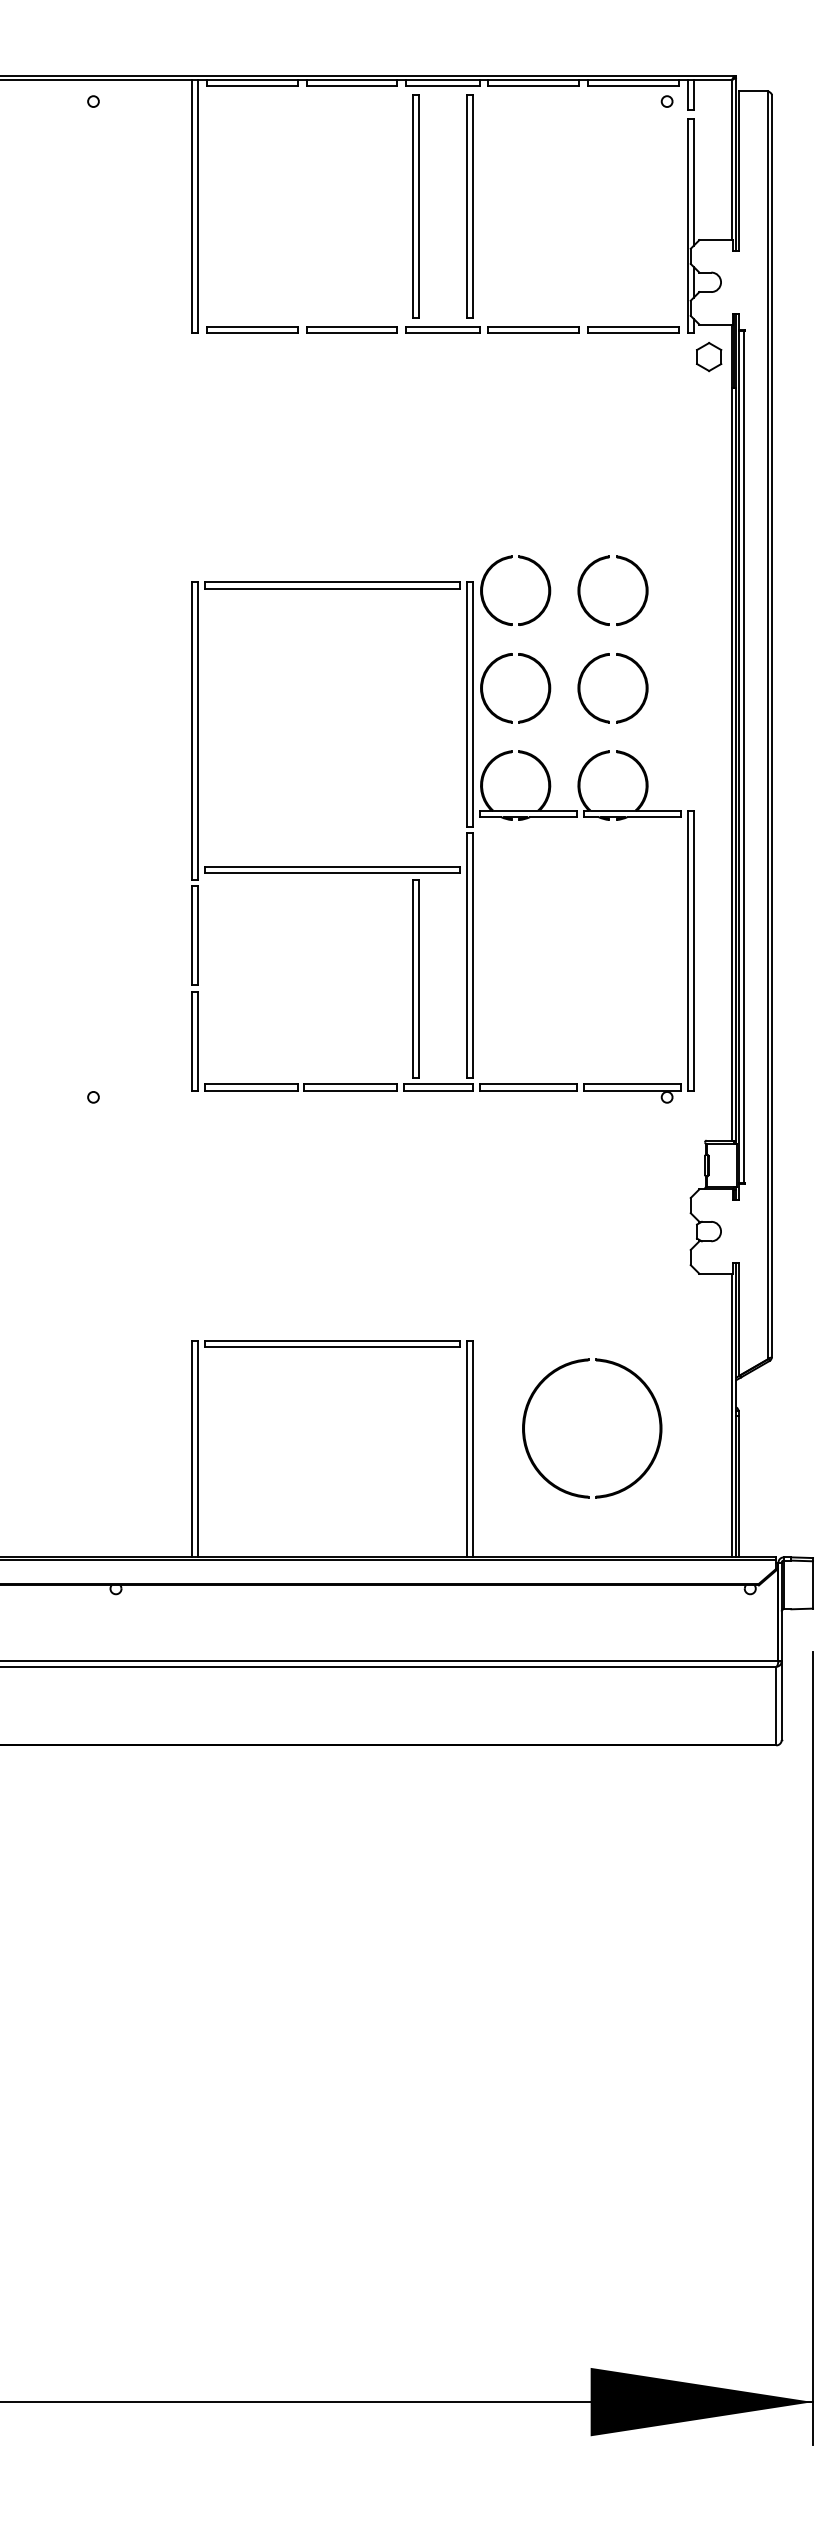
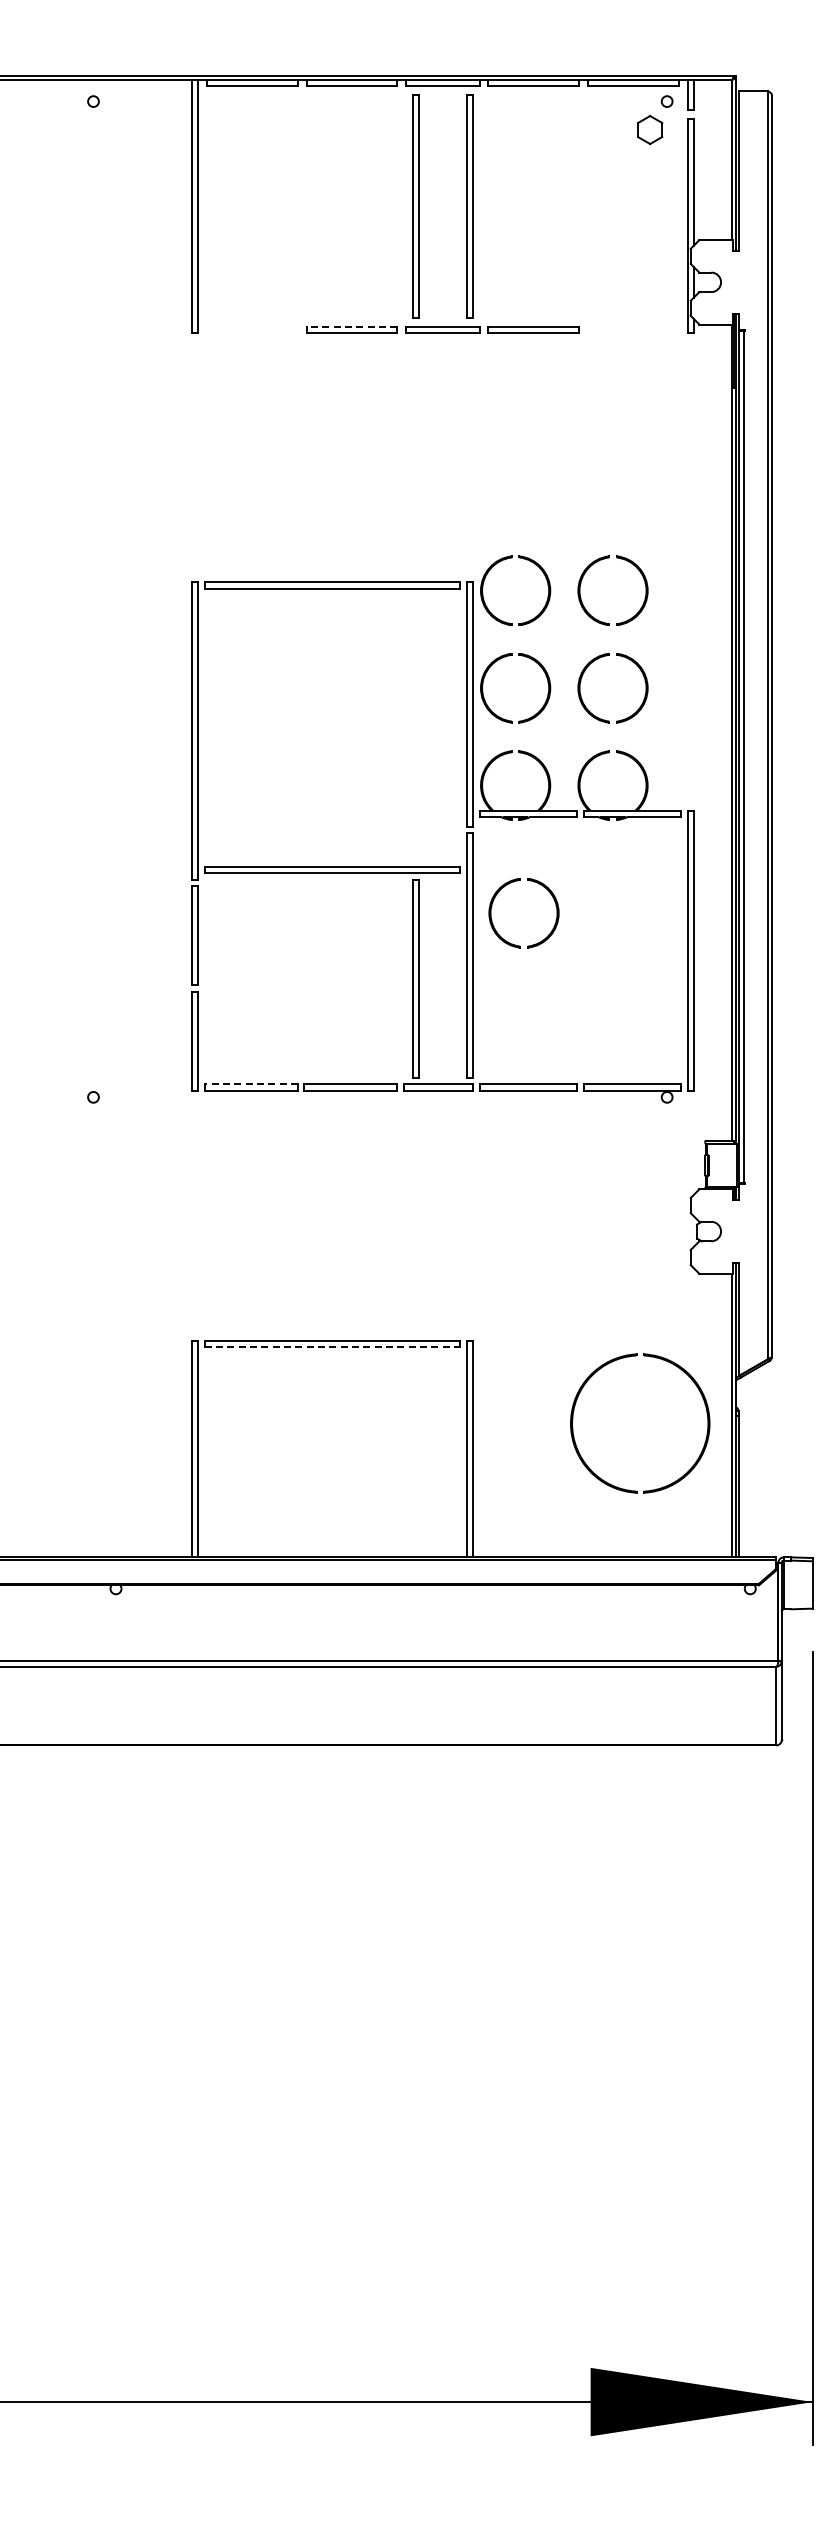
line: solid -> dashed (351, 326)
part: present -> none (252, 329)
part: present -> none (633, 329)
part position: (709, 357) -> (650, 130) (650, 130)
part: none -> present (492, 919)
line: solid -> dashed (251, 1084)
line: solid -> dashed (332, 1347)
part position: (658, 1419) -> (706, 1414) (706, 1414)
